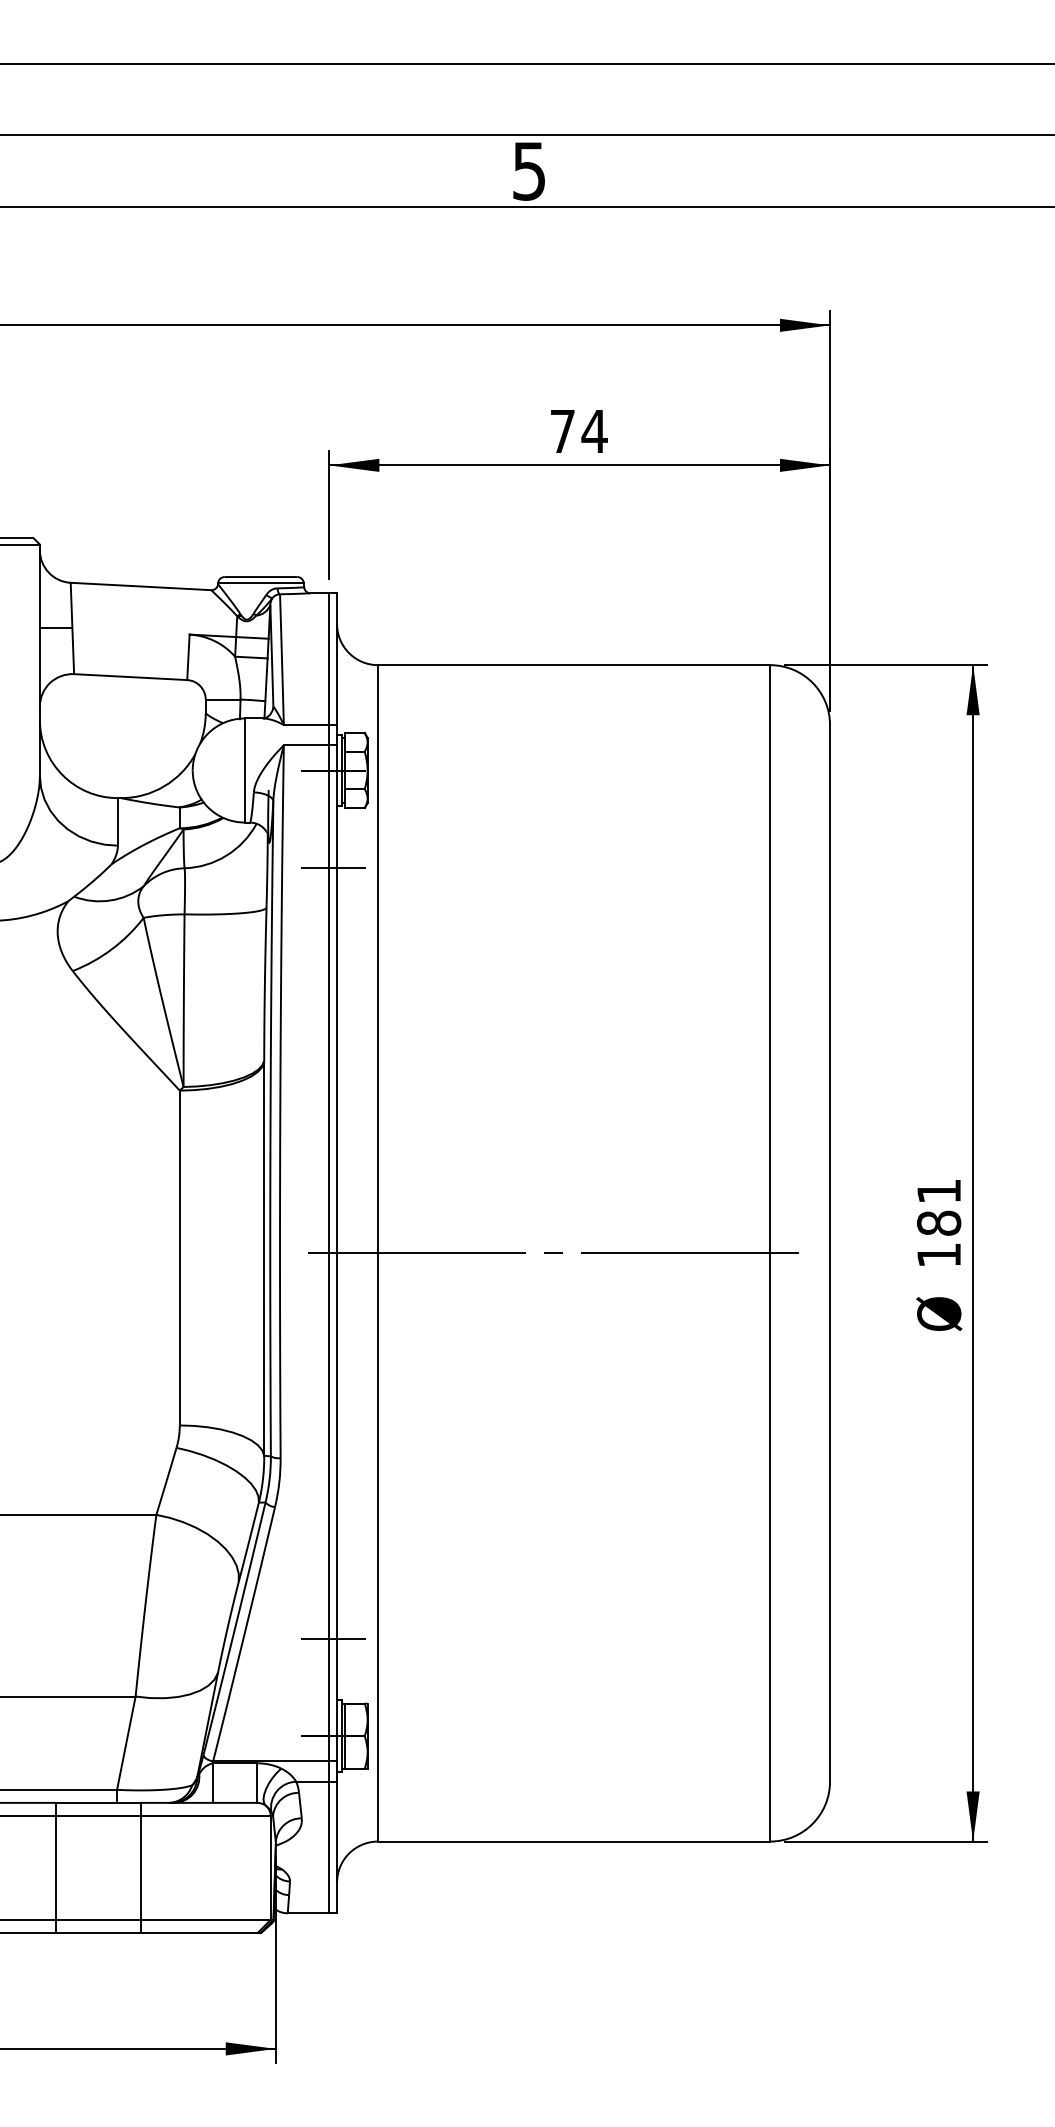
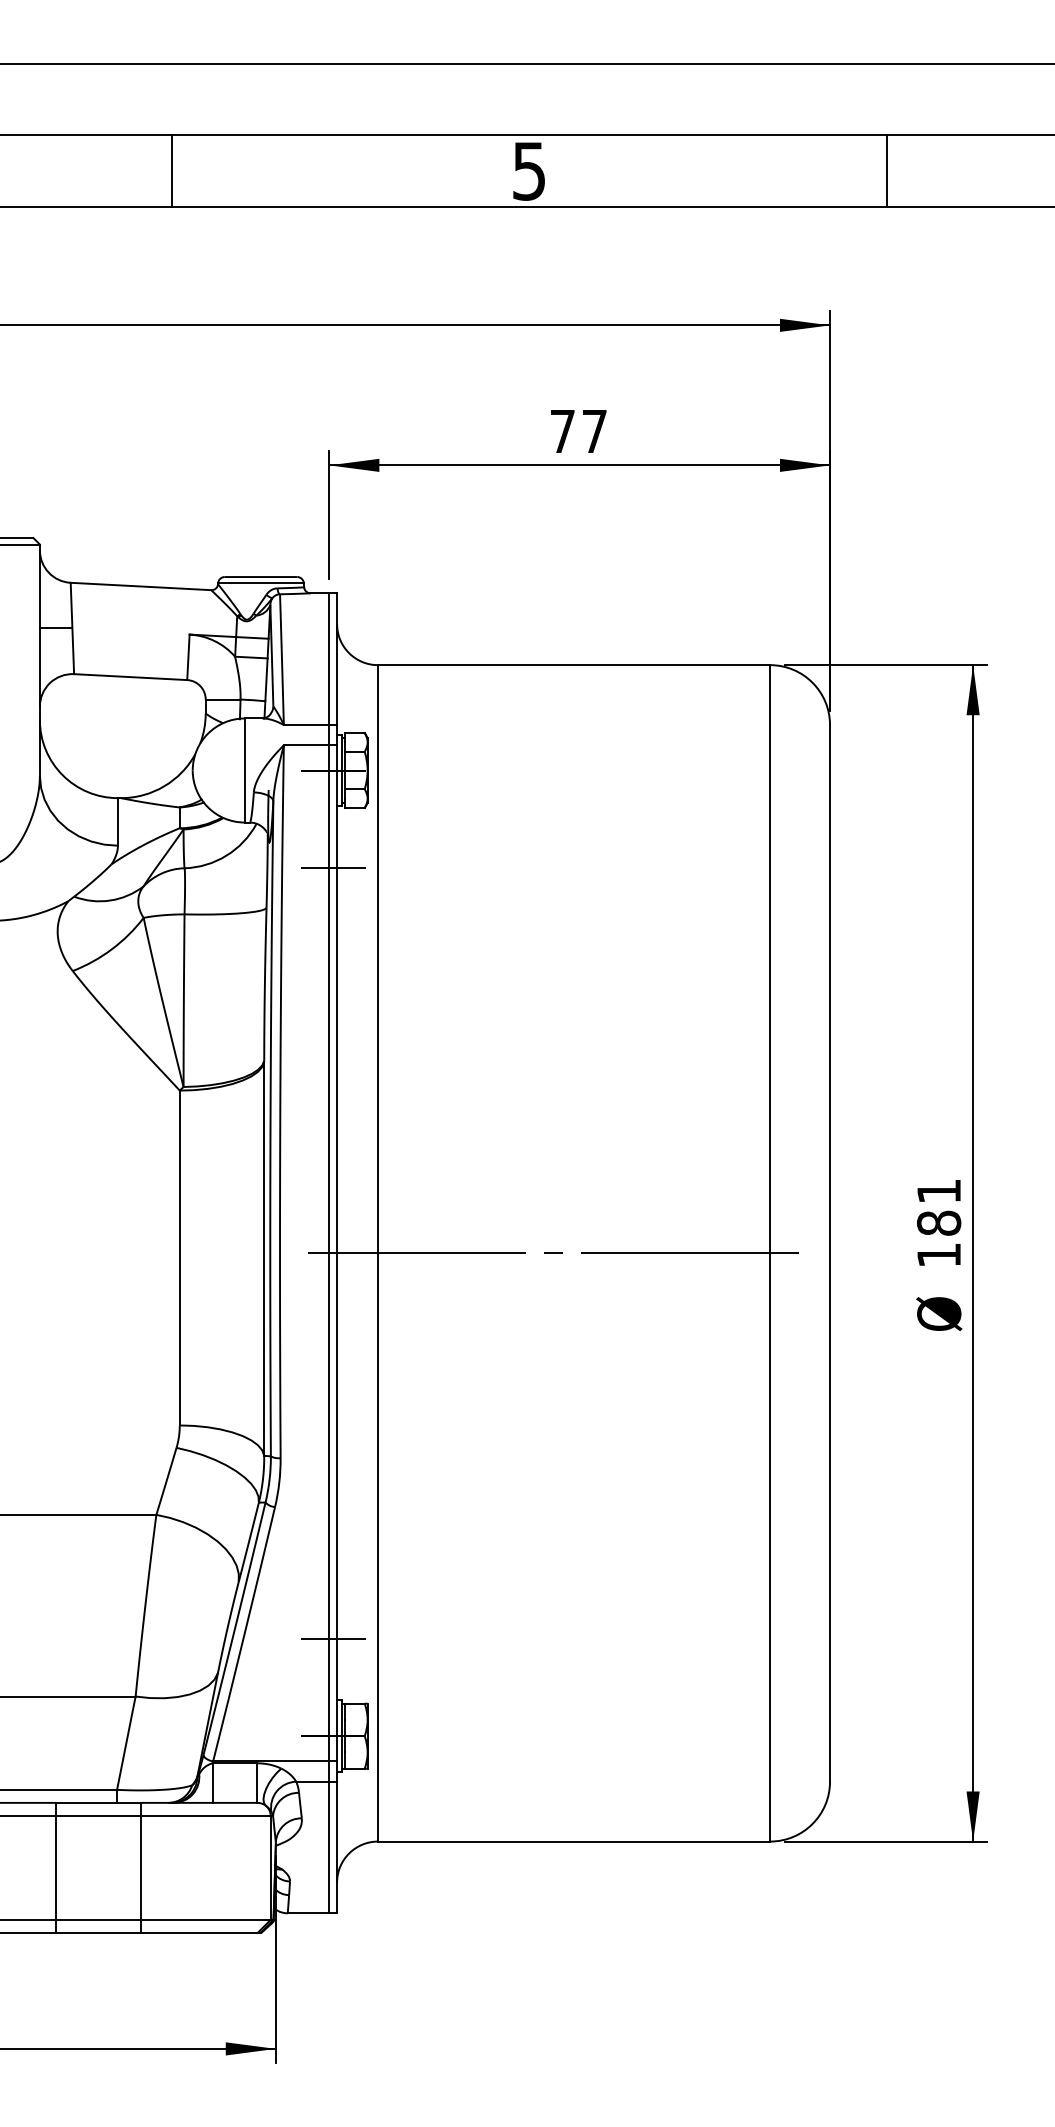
line: none -> present (172, 170)
line: none -> present (887, 170)
text: 74 -> 77 (594, 431)
